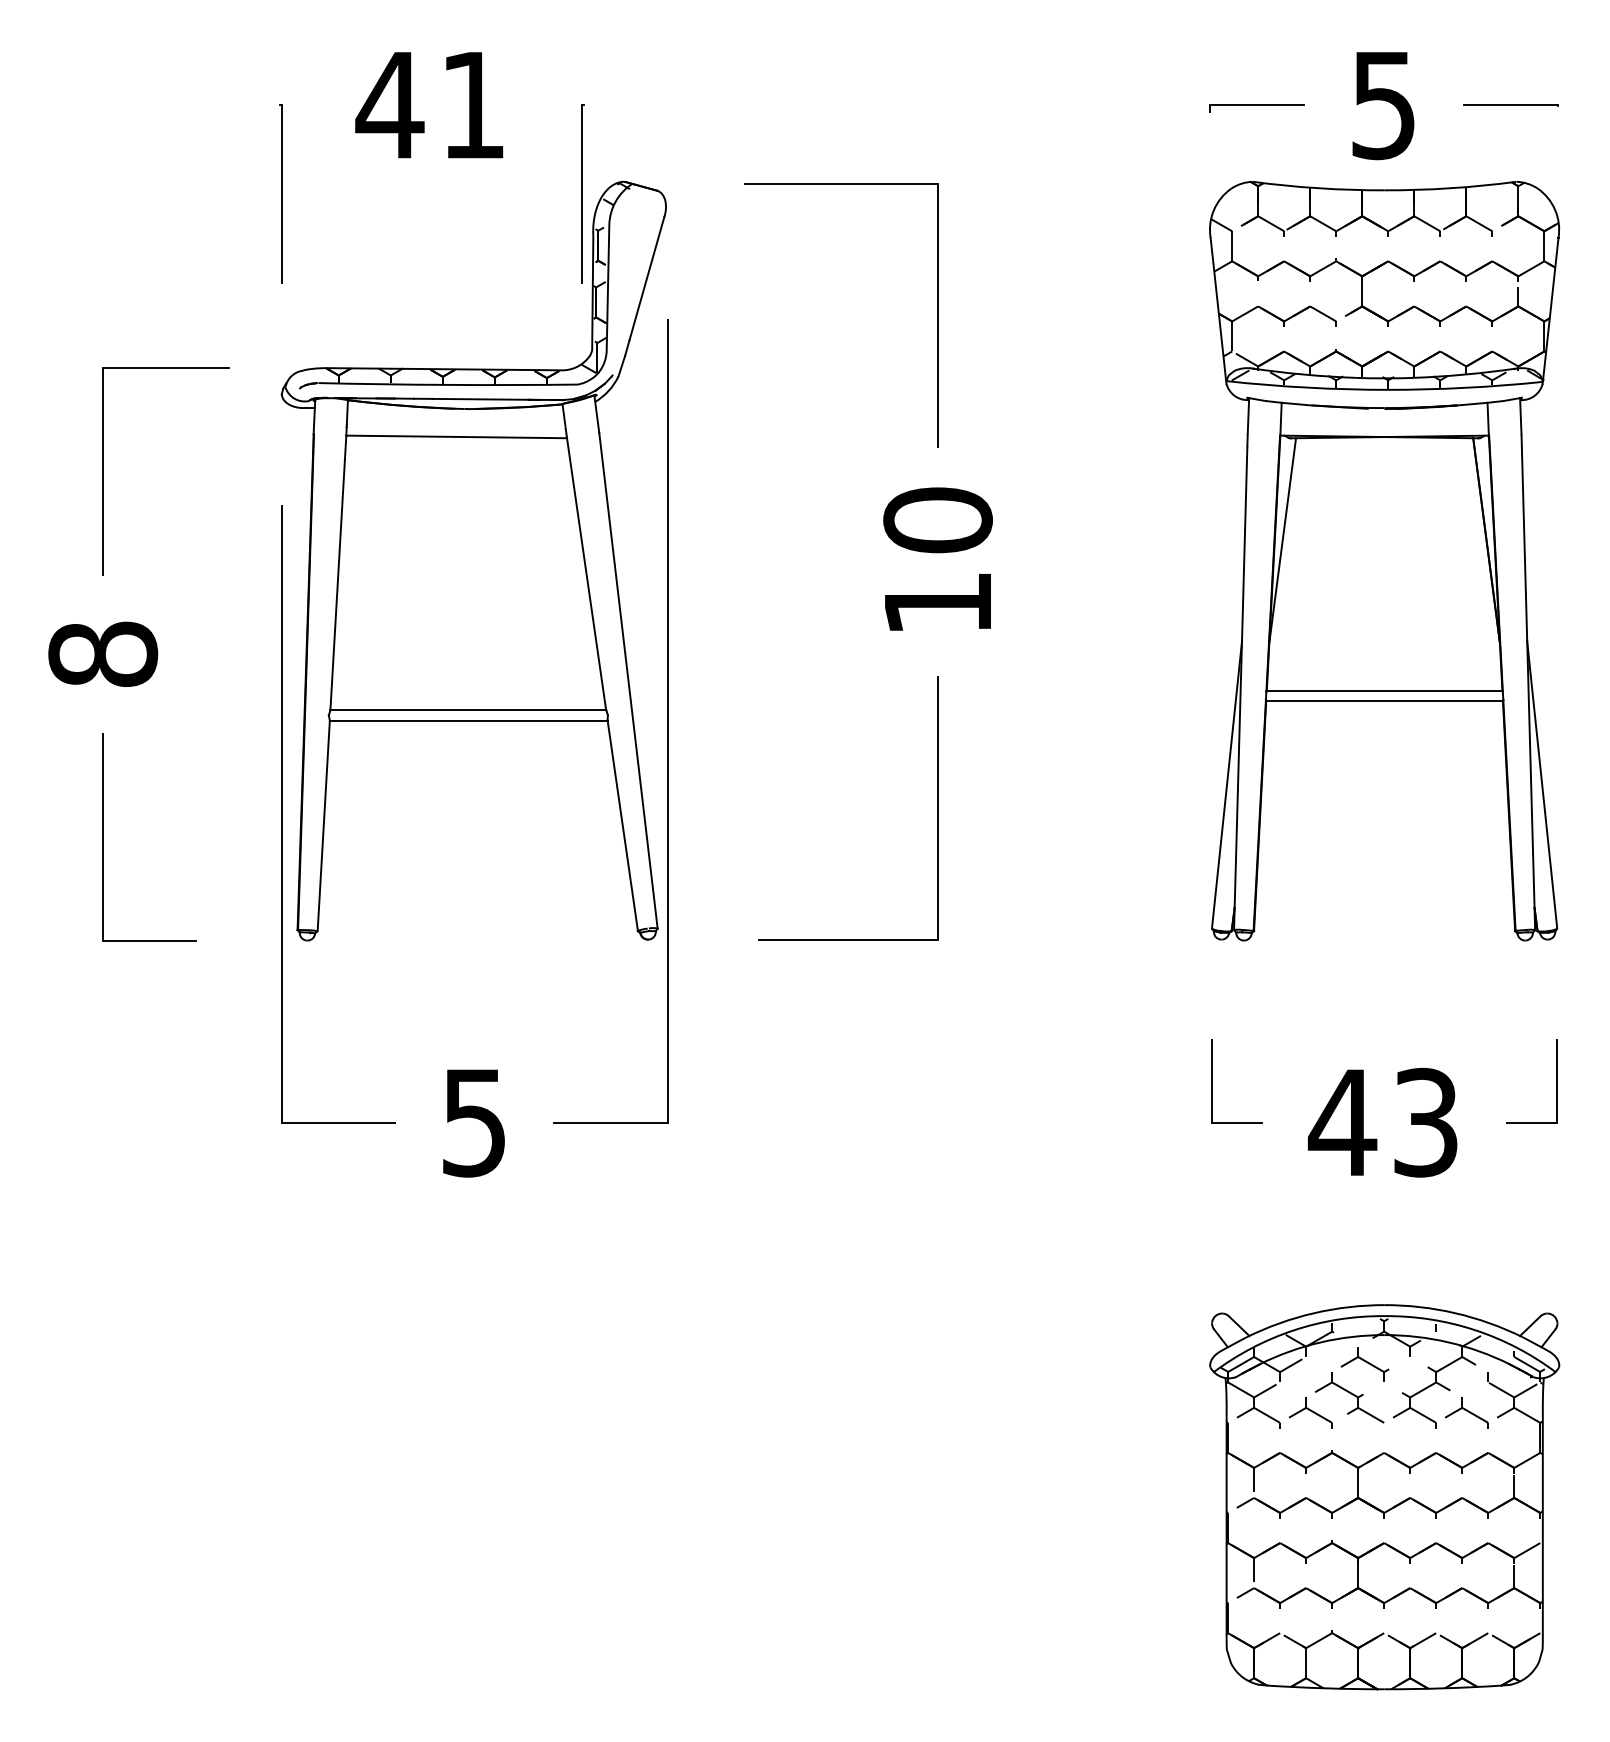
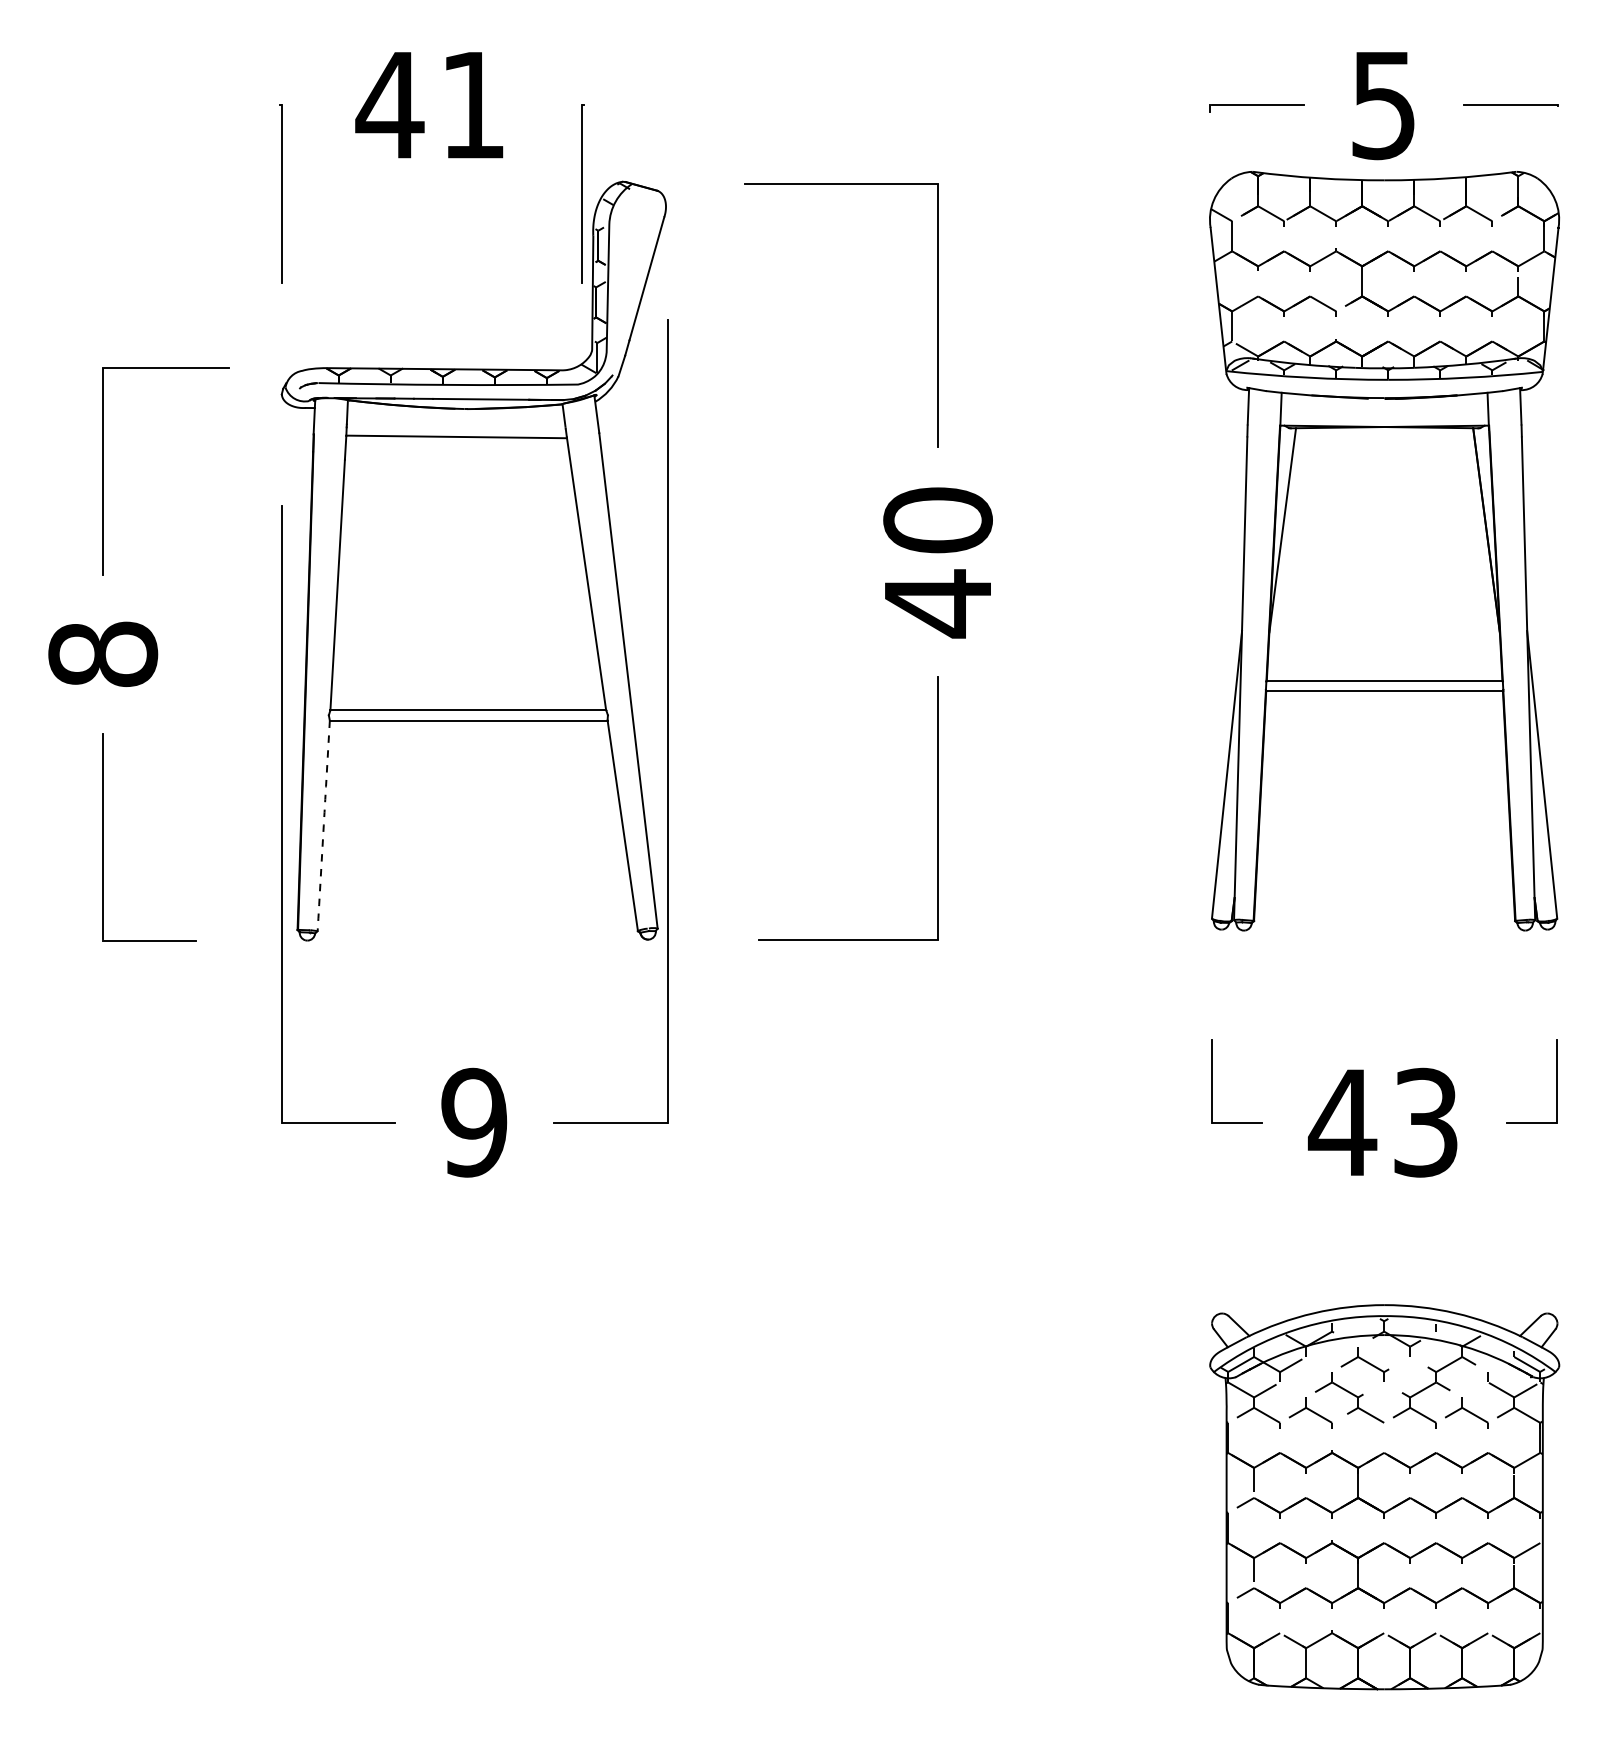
part position: (1384, 561) -> (1384, 551) (1384, 551)
text: 10 -> 40 (937, 603)
arc: solid -> dashed (323, 825)
text: 5 -> 9 (474, 1122)
